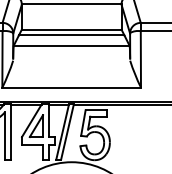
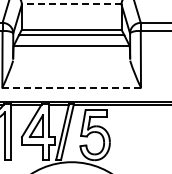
line: solid -> dashed (71, 4)
line: solid -> dashed (71, 87)
